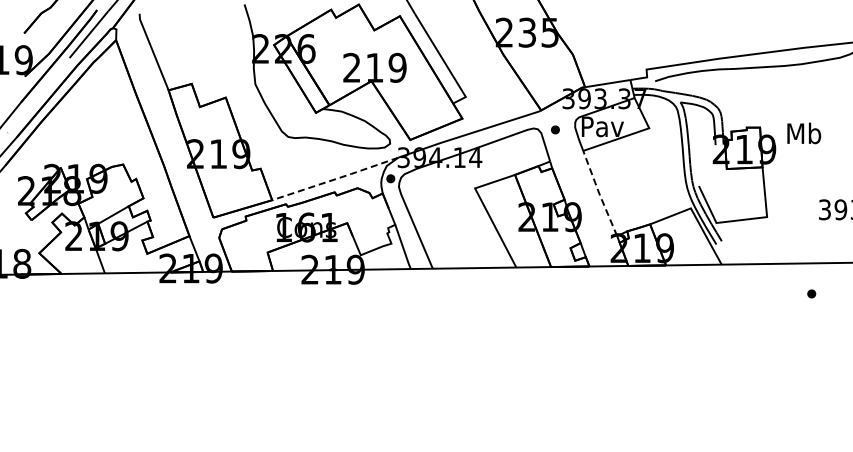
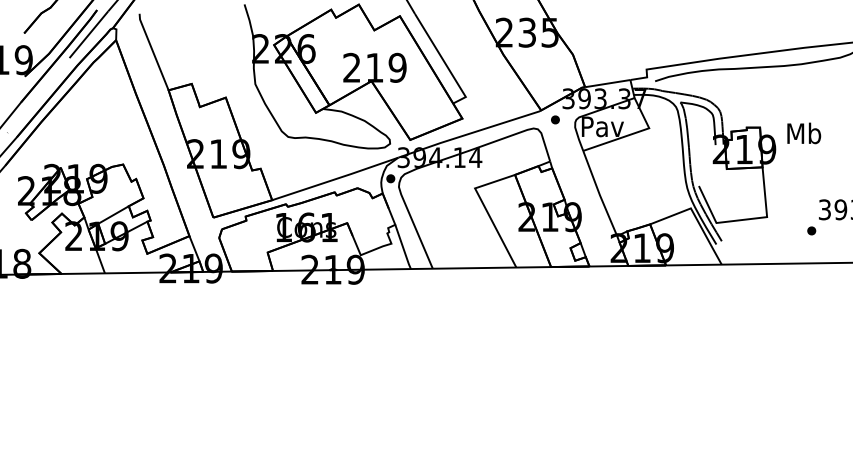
part position: (555, 129) -> (555, 119) (555, 119)
line: dashed -> solid (335, 179)
line: dashed -> solid (599, 194)
part position: (811, 293) -> (811, 230) (811, 230)
